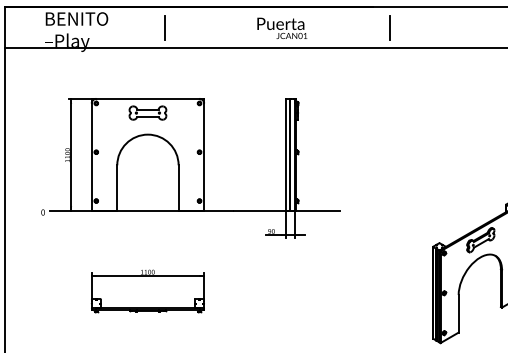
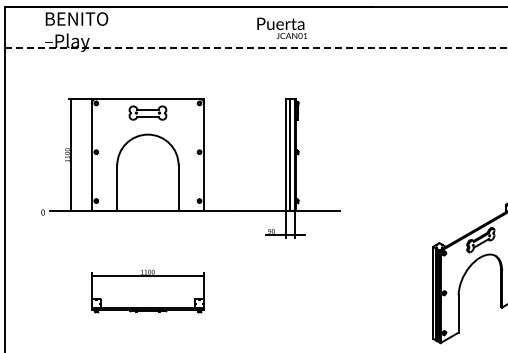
line: present -> none (165, 27)
line: present -> none (390, 27)
line: solid -> dashed (256, 48)
